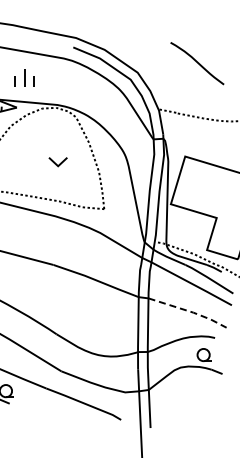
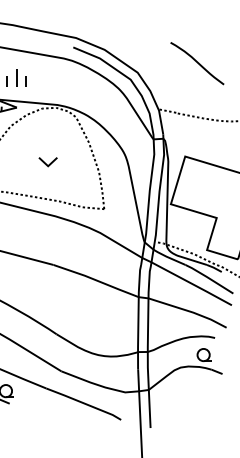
part position: (24, 77) -> (16, 77) (16, 77)
part position: (57, 162) -> (47, 162) (47, 162)
line: dashed -> solid (189, 311)
